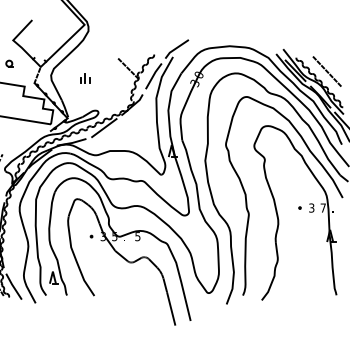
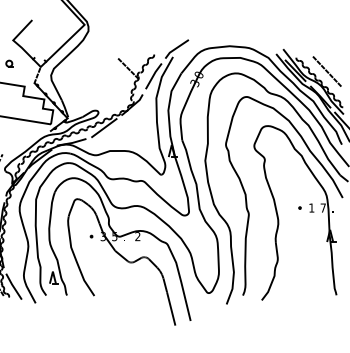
part: present -> none (85, 78)
text: 3 -> 1 (311, 207)
text: 5 -> 2 (137, 236)
